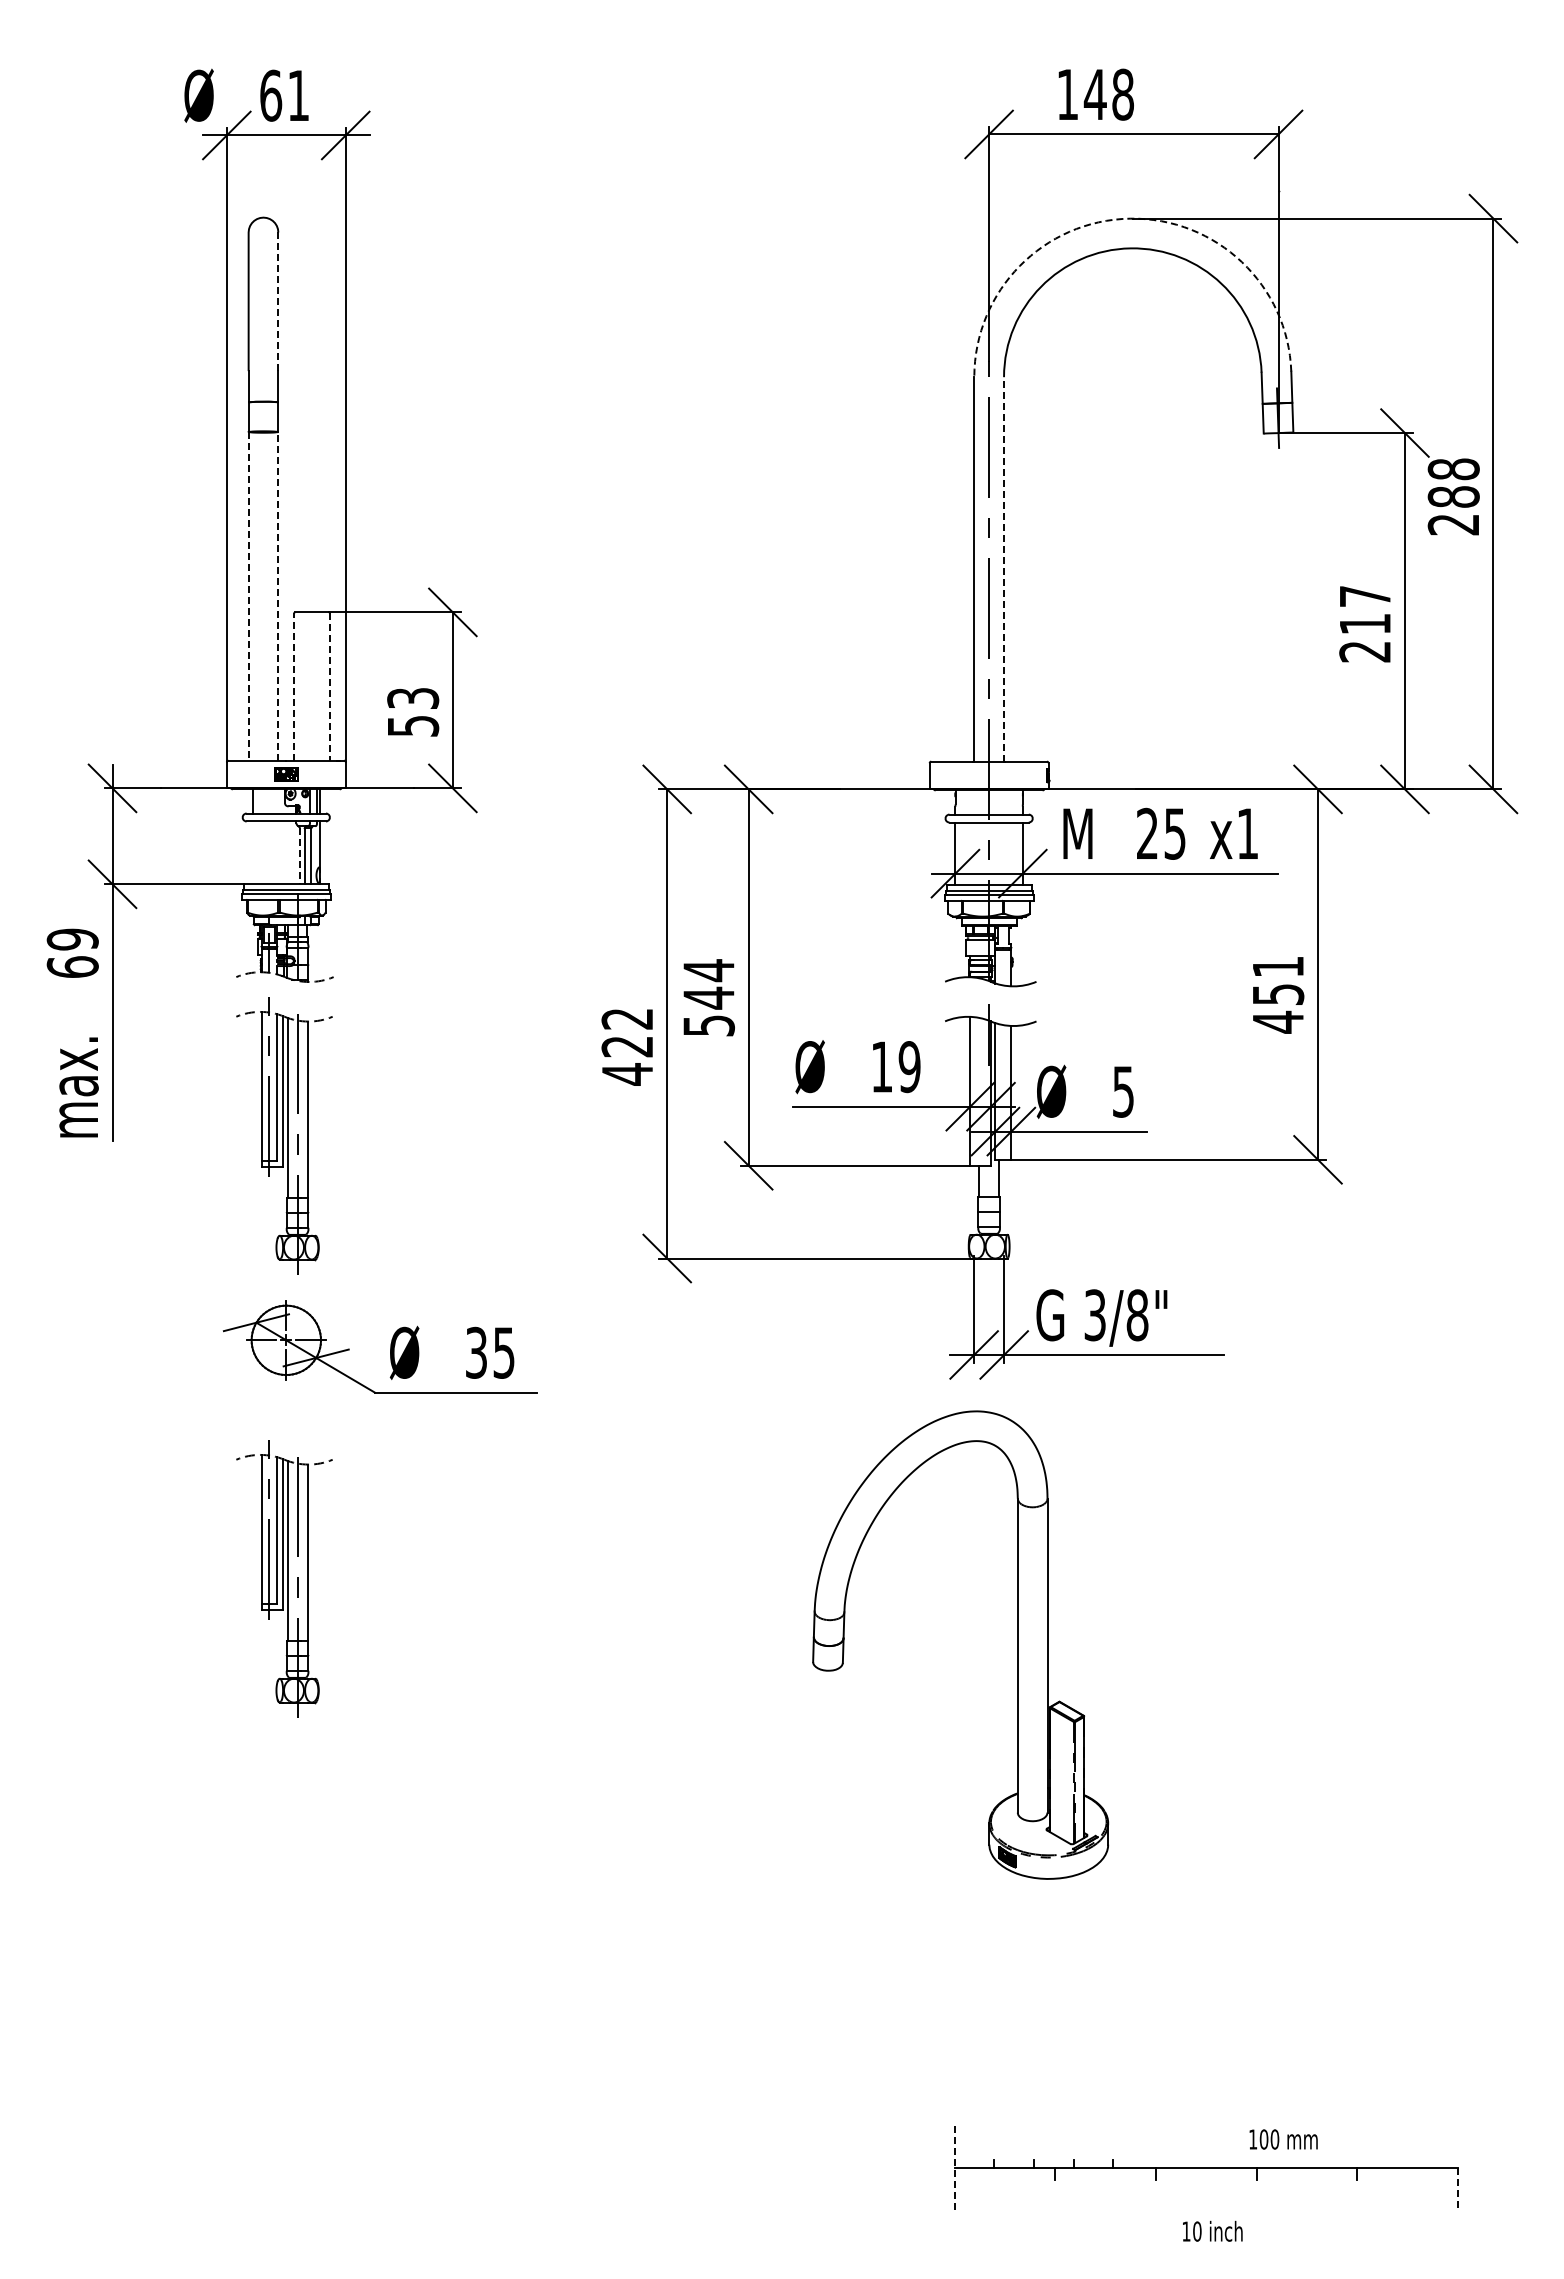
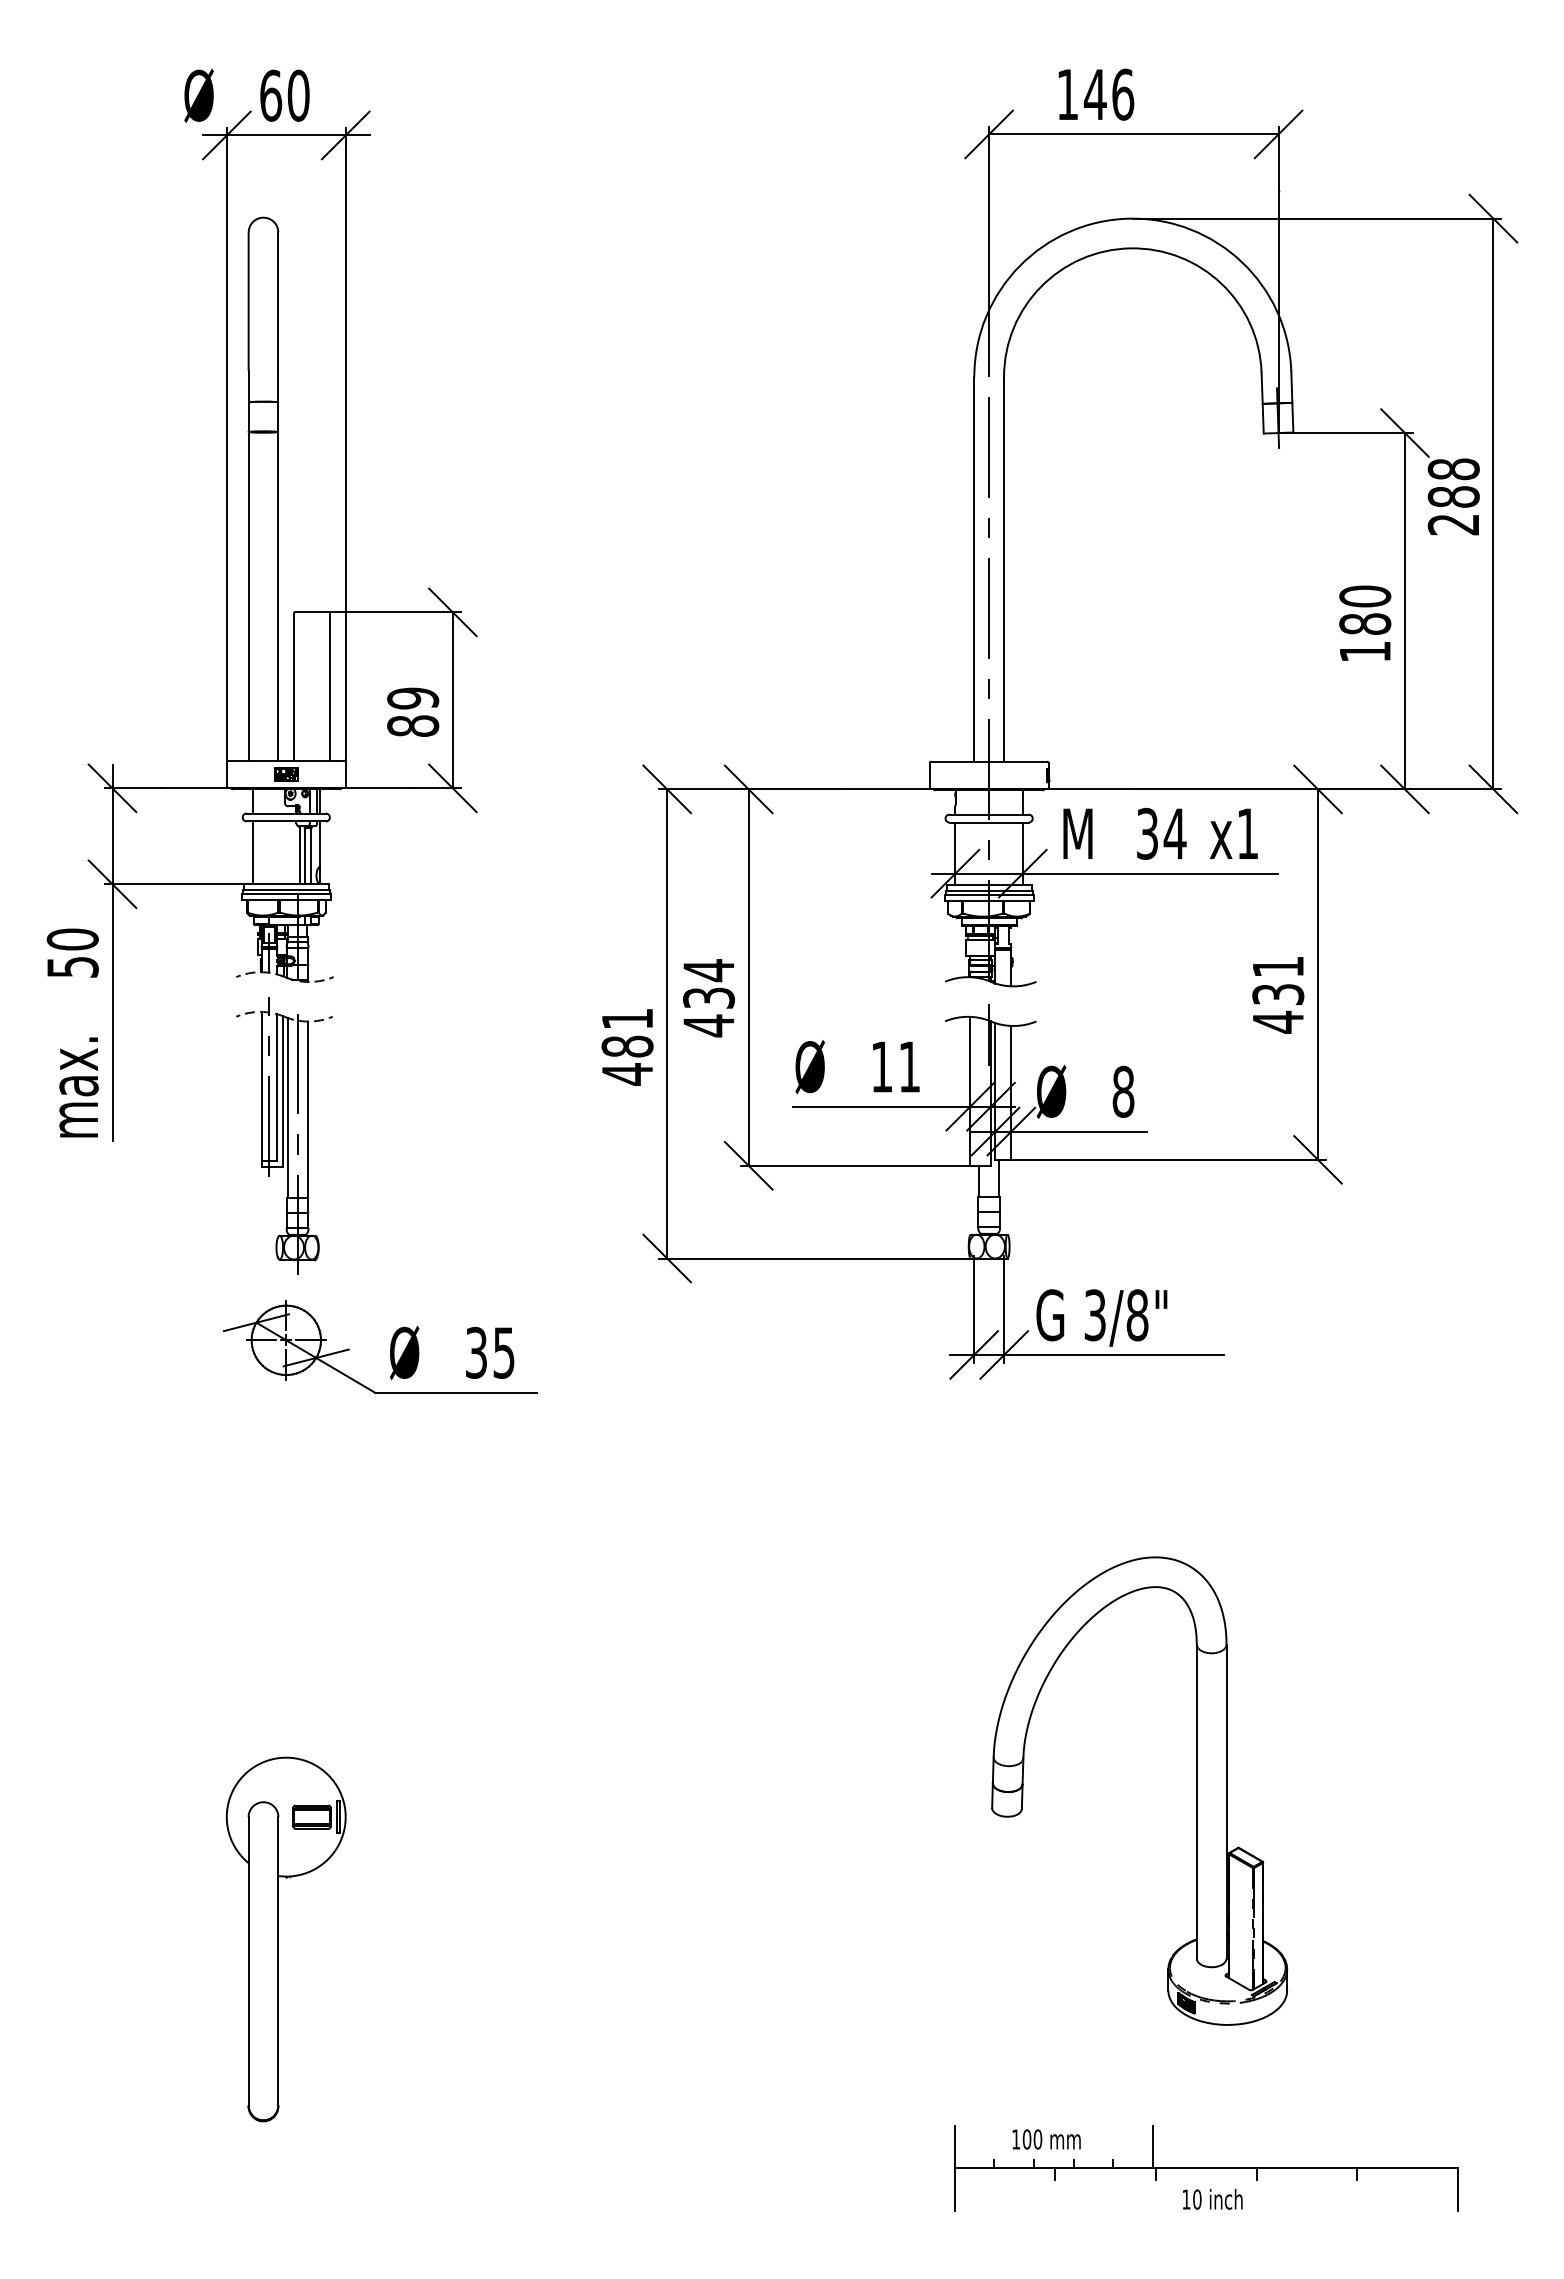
text: 148 -> 146 (1123, 94)
text: 61 -> 60 (298, 95)
arc: dashed -> solid (1130, 218)
line: dashed -> solid (278, 301)
line: dashed -> solid (1004, 568)
line: dashed -> solid (278, 595)
line: dashed -> solid (248, 596)
text: 217 -> 180 (1365, 623)
line: dashed -> solid (294, 687)
line: dashed -> solid (329, 687)
text: 53 -> 89 (413, 711)
text: 25 -> 34 (1161, 833)
line: none -> present (252, 852)
line: dashed -> solid (300, 856)
text: 69 -> 50 (72, 952)
text: 451 -> 431 (1277, 994)
text: 544 -> 434 (708, 1011)
text: 422 -> 481 (627, 1033)
text: 19 -> 11 (909, 1067)
text: 5 -> 8 (1123, 1091)
part: present -> none (284, 1578)
part position: (1017, 1644) -> (1196, 1790) (1196, 1790)
part: none -> present (278, 1939)
text position: (1283, 2139) -> (1046, 2139) (1046, 2139)
line: none -> present (1152, 2146)
line: dashed -> solid (954, 2168)
line: dashed -> solid (1458, 2189)
text position: (1212, 2230) -> (1212, 2198) (1212, 2198)
